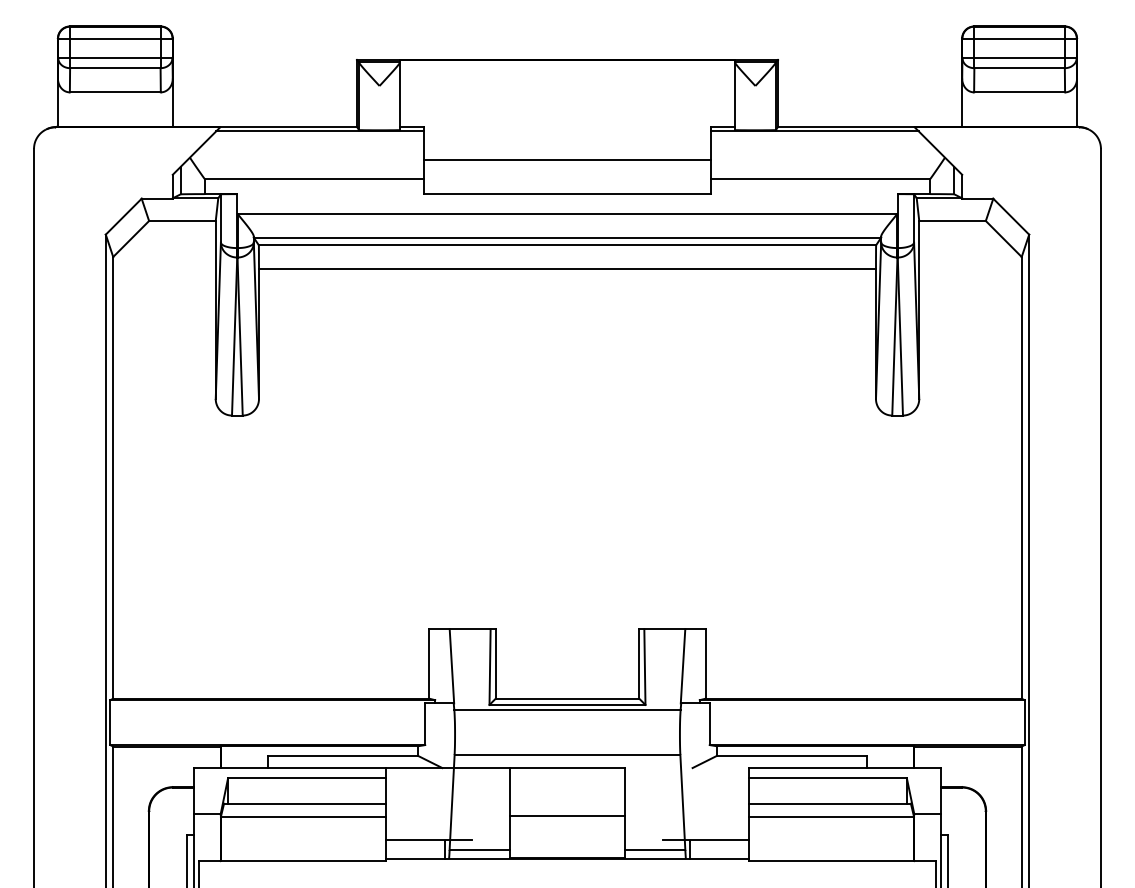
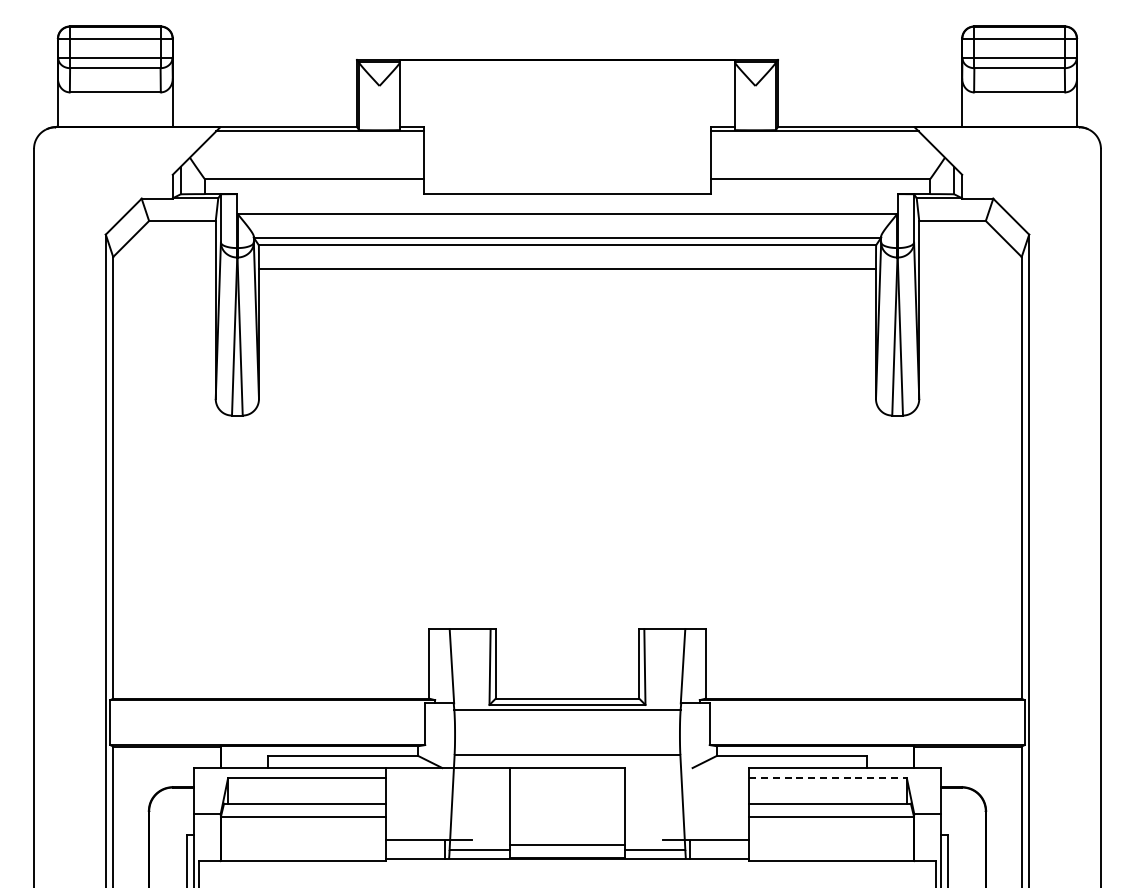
line: present -> none (567, 160)
line: solid -> dashed (828, 778)
line position: (567, 815) -> (567, 844) (567, 844)
